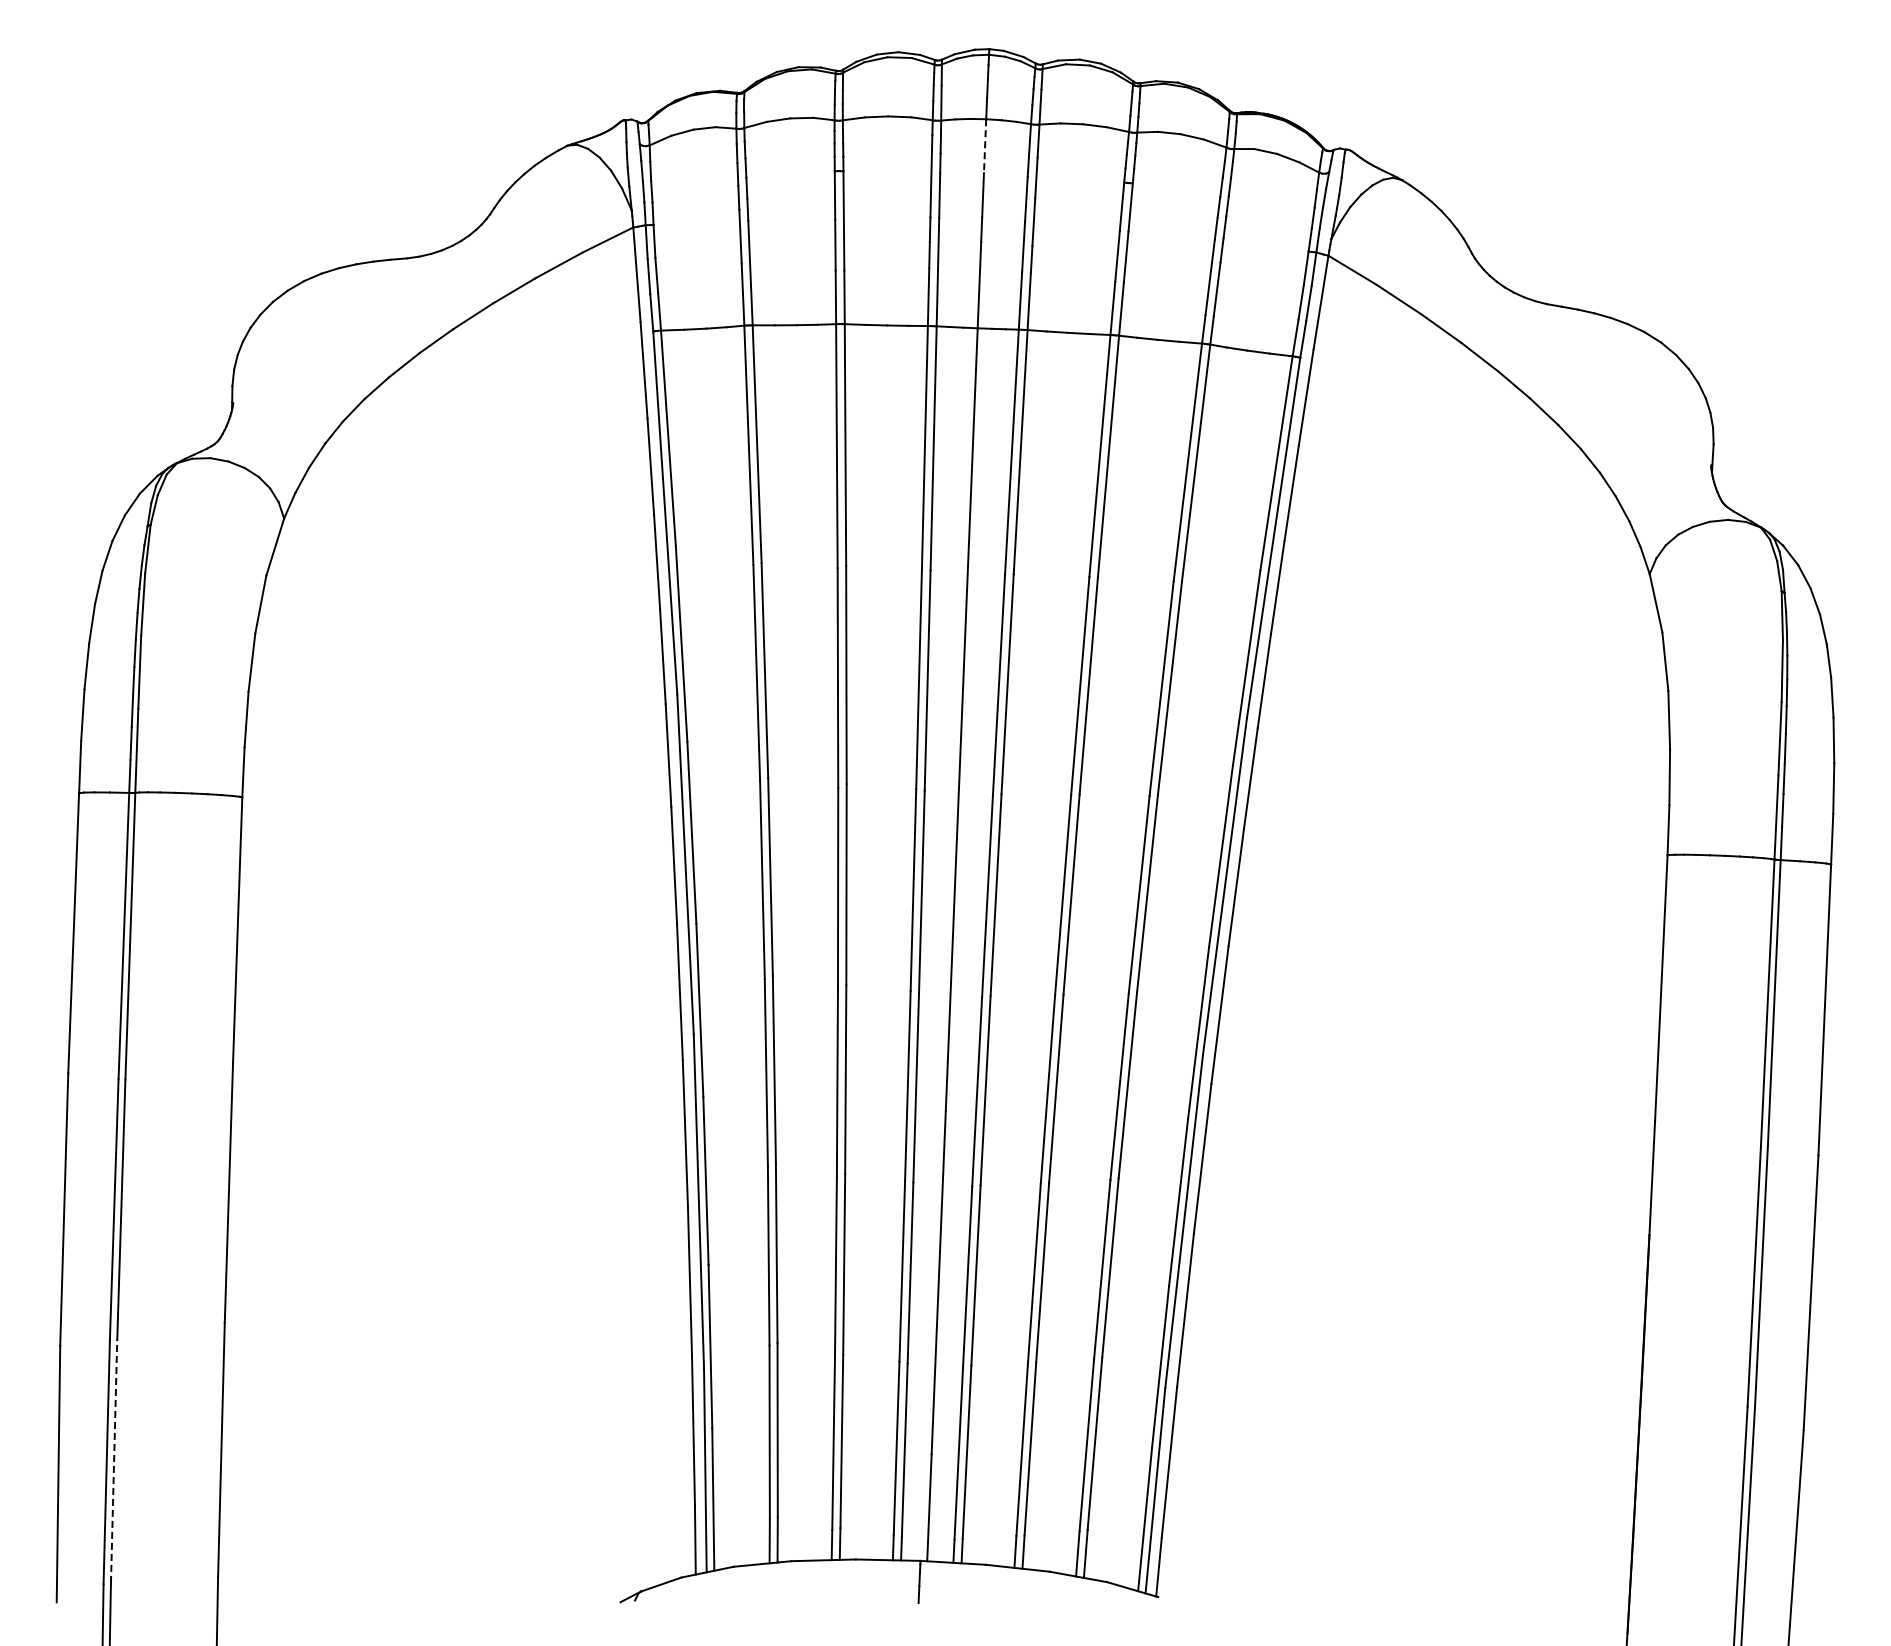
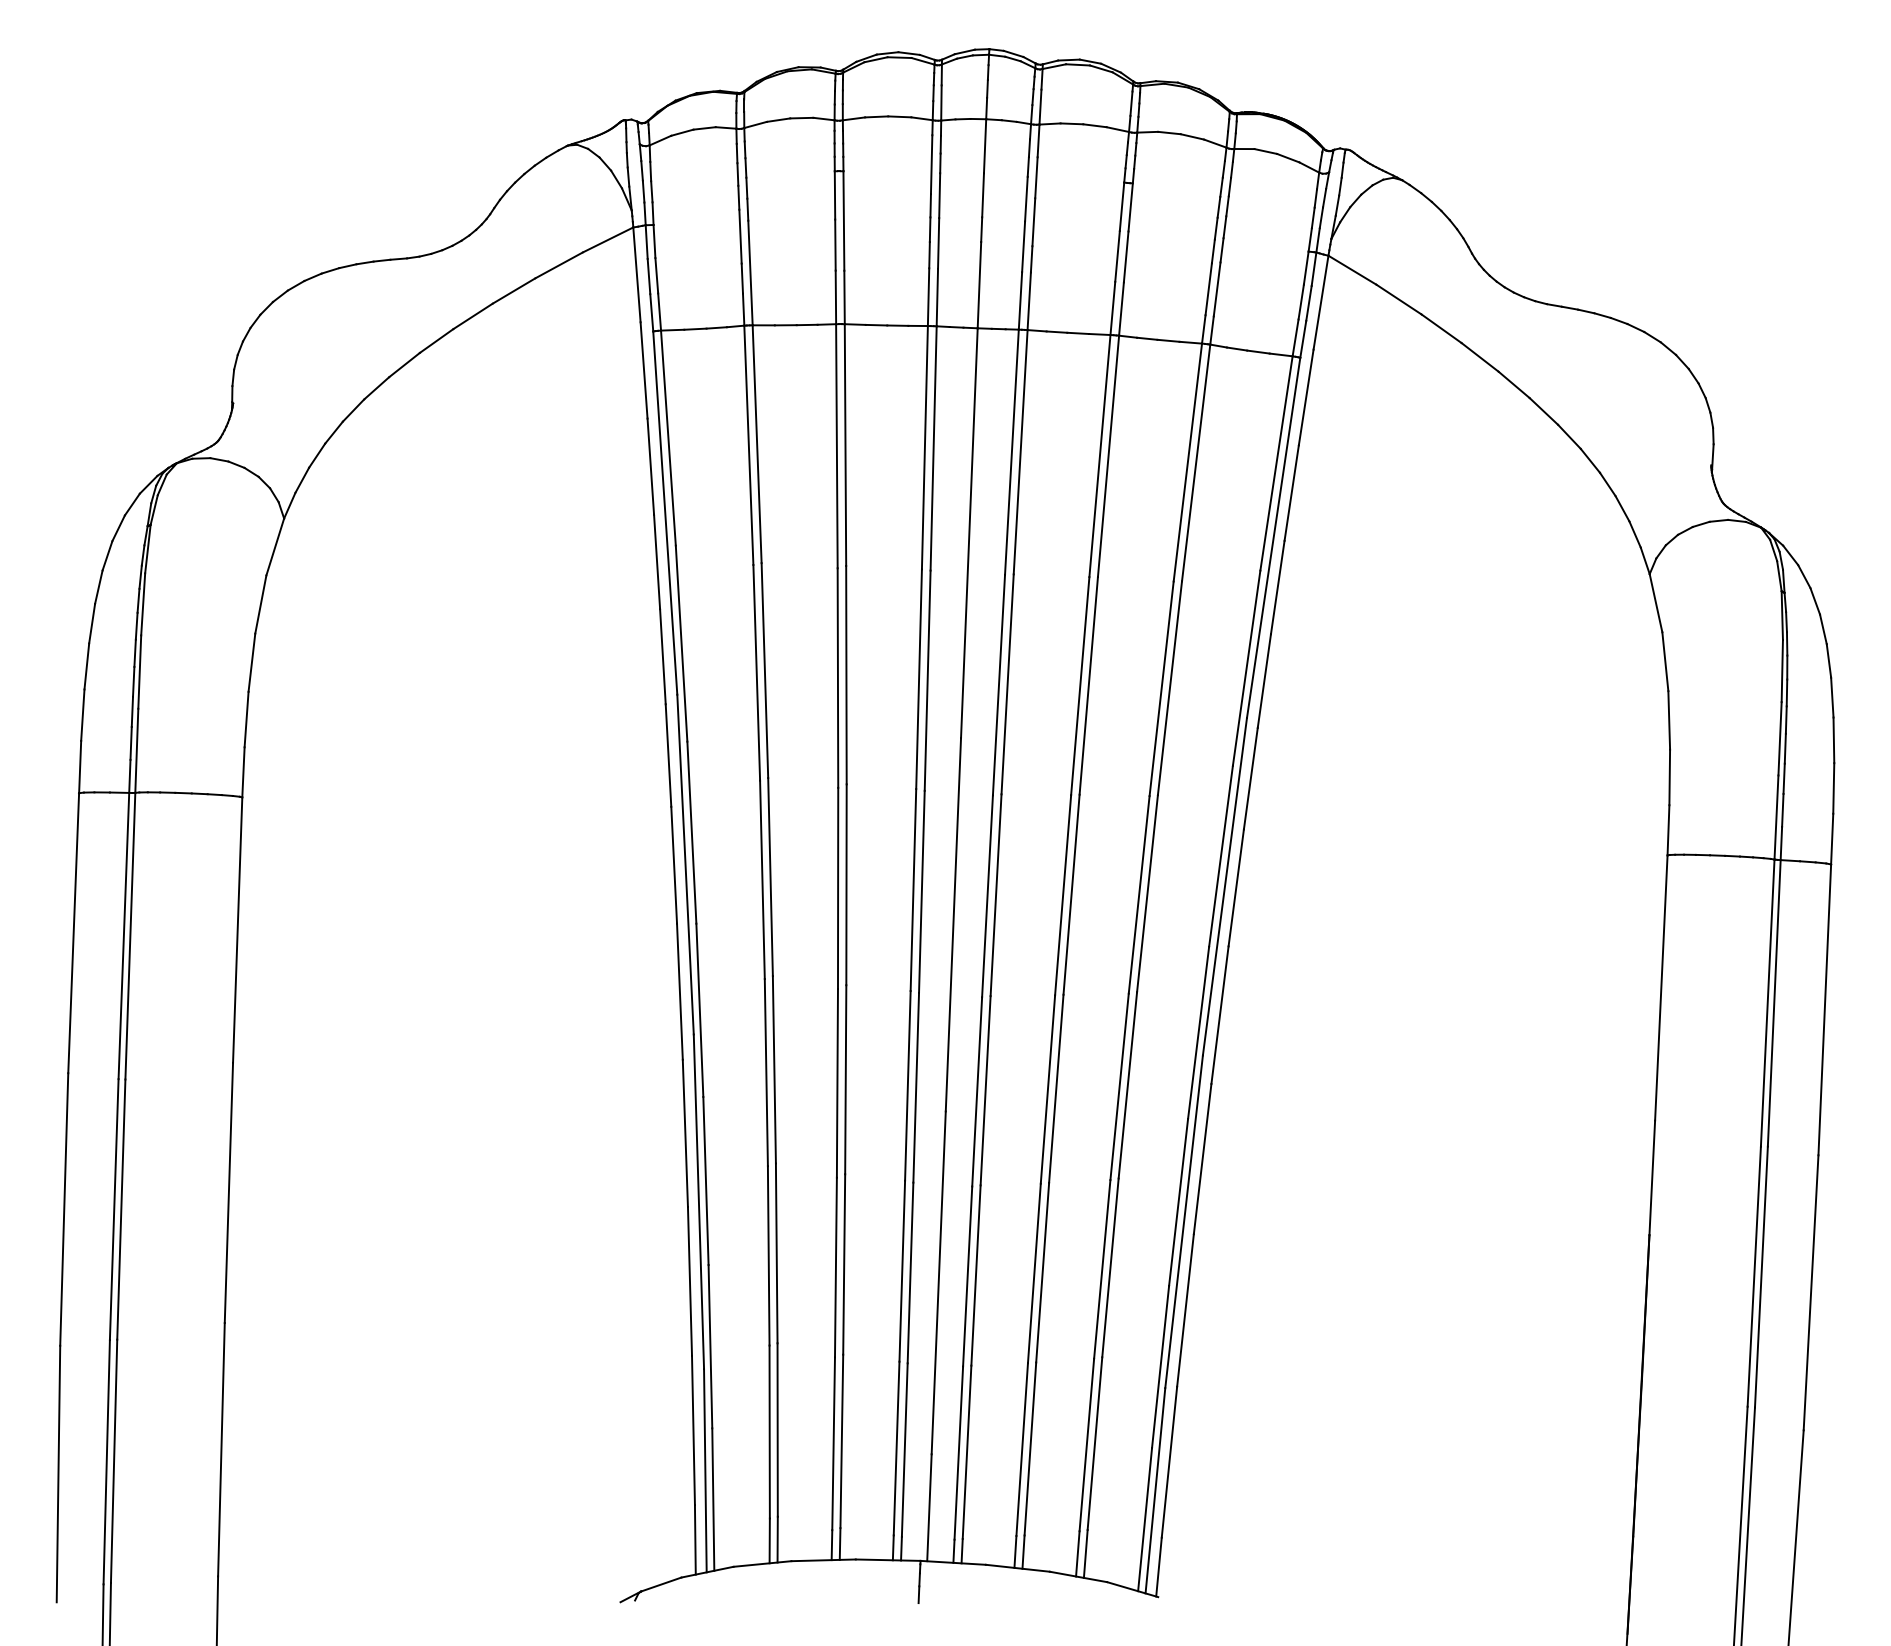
line: dashed -> solid (985, 146)
line: dashed -> solid (114, 1461)
